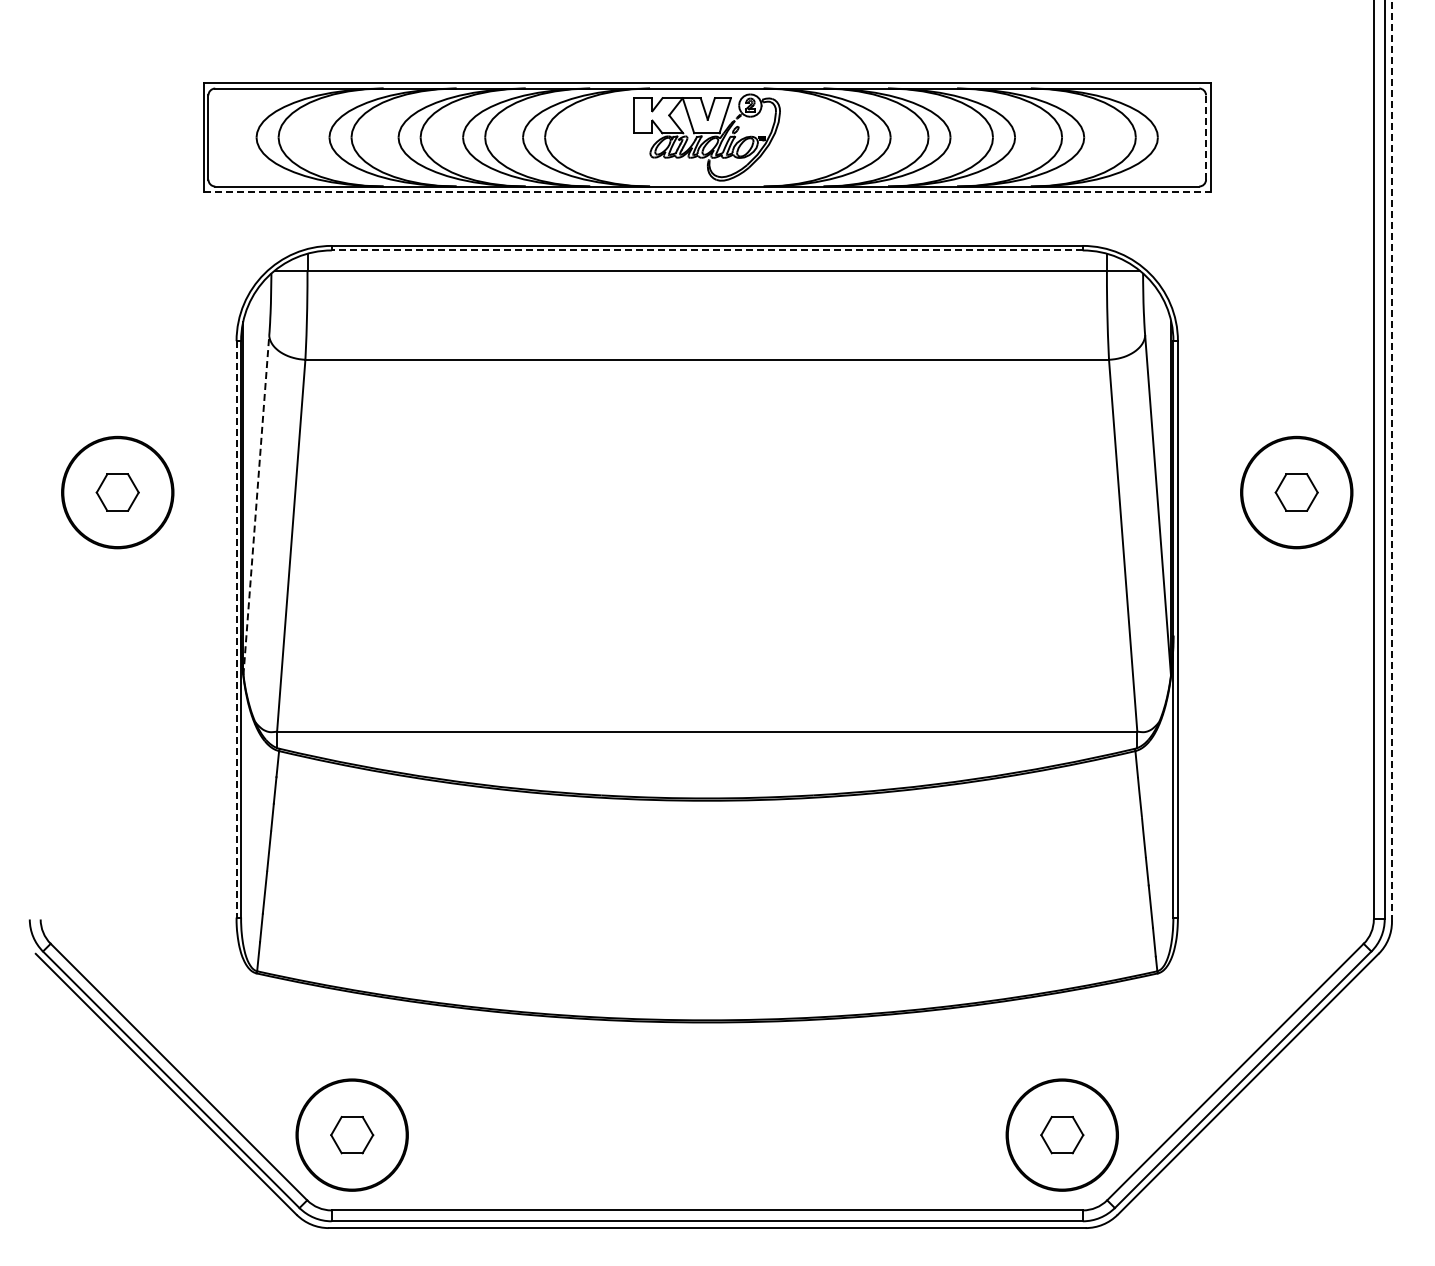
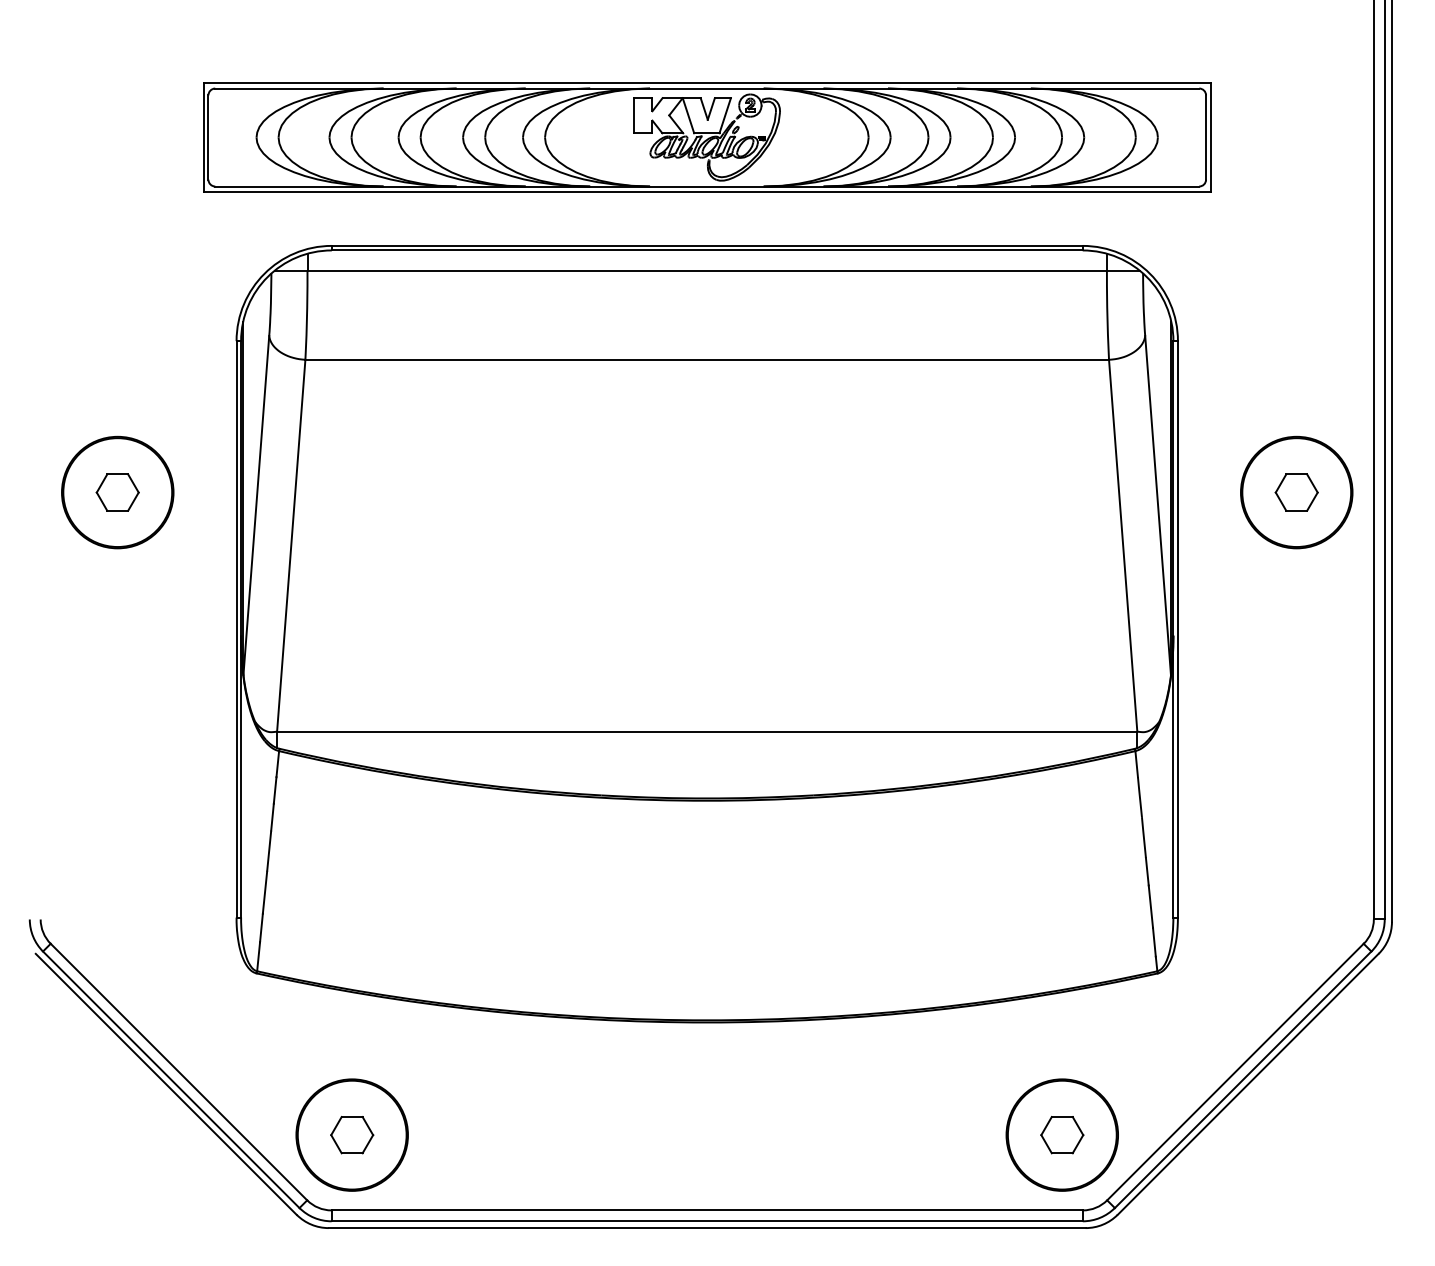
line: dashed -> solid (1206, 137)
line: dashed -> solid (707, 191)
line: dashed -> solid (706, 250)
line: dashed -> solid (1391, 460)
line: dashed -> solid (256, 505)
line: dashed -> solid (236, 629)
